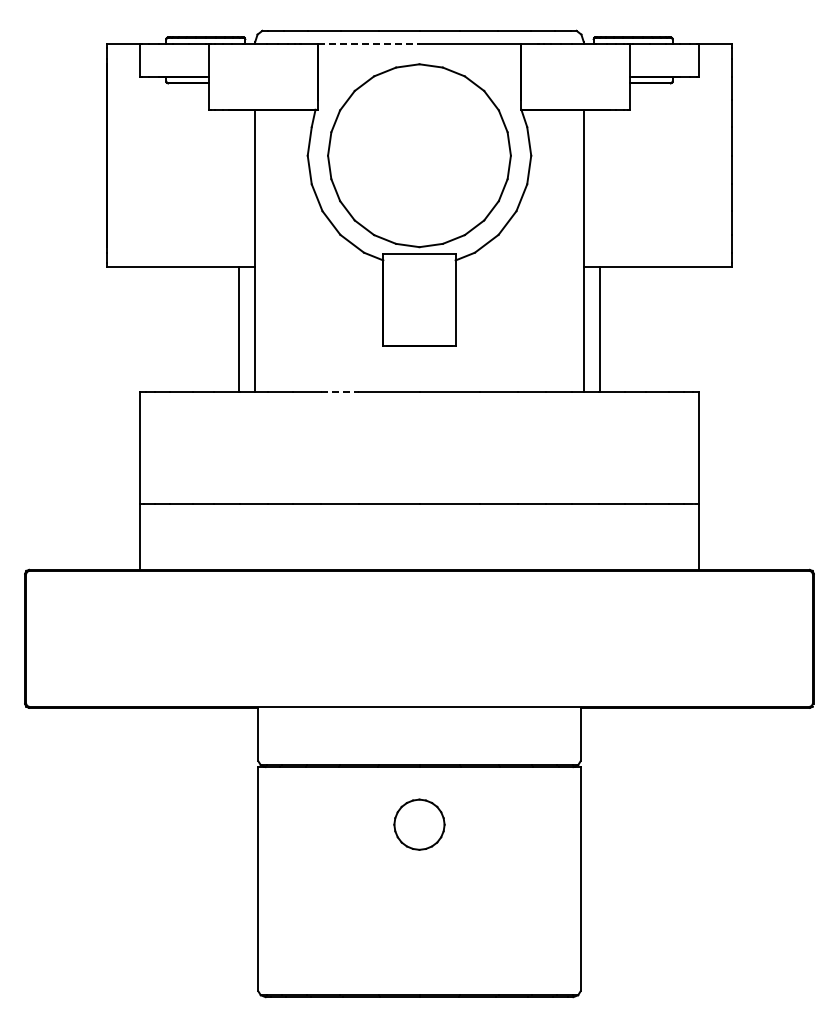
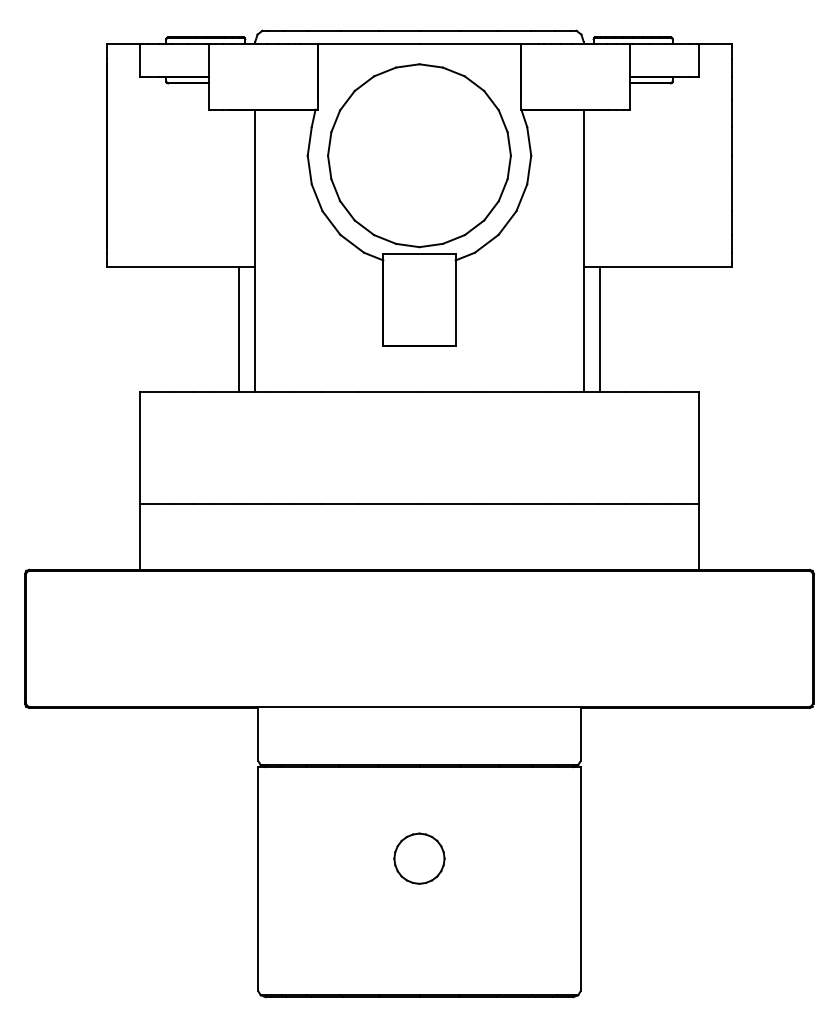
line: dashed -> solid (368, 43)
line: dashed -> solid (340, 392)
part position: (419, 824) -> (419, 858) (419, 858)
